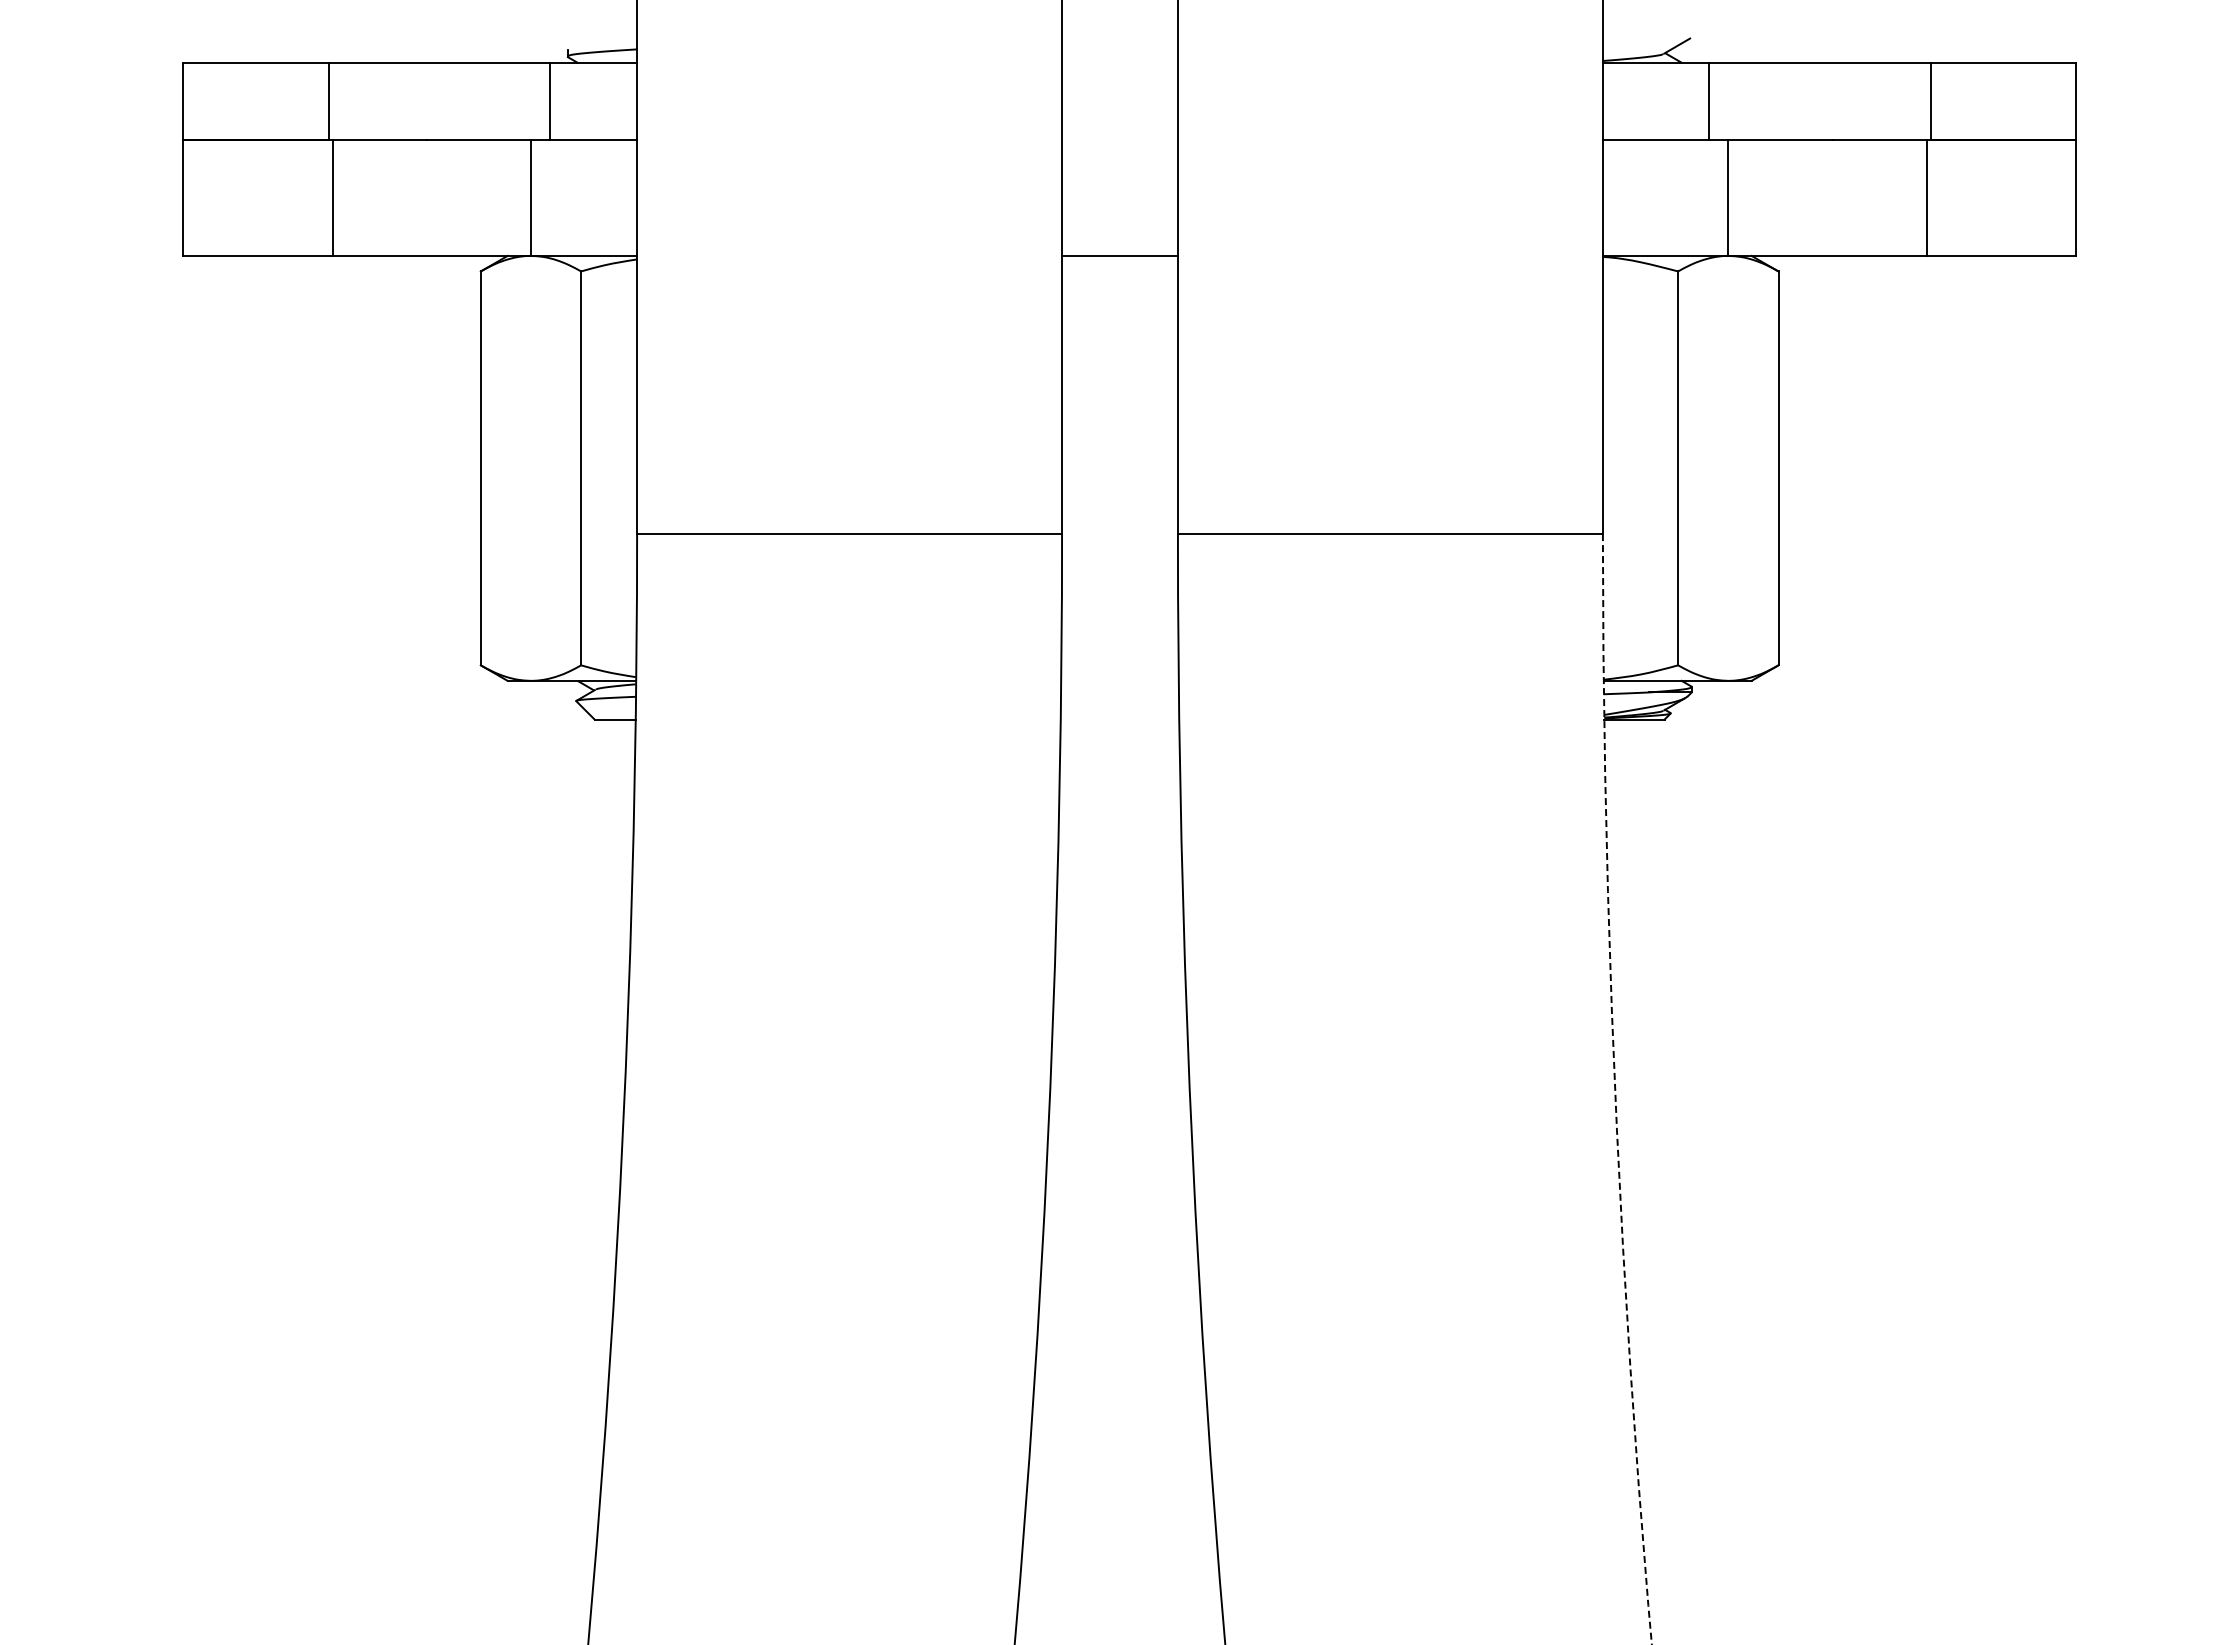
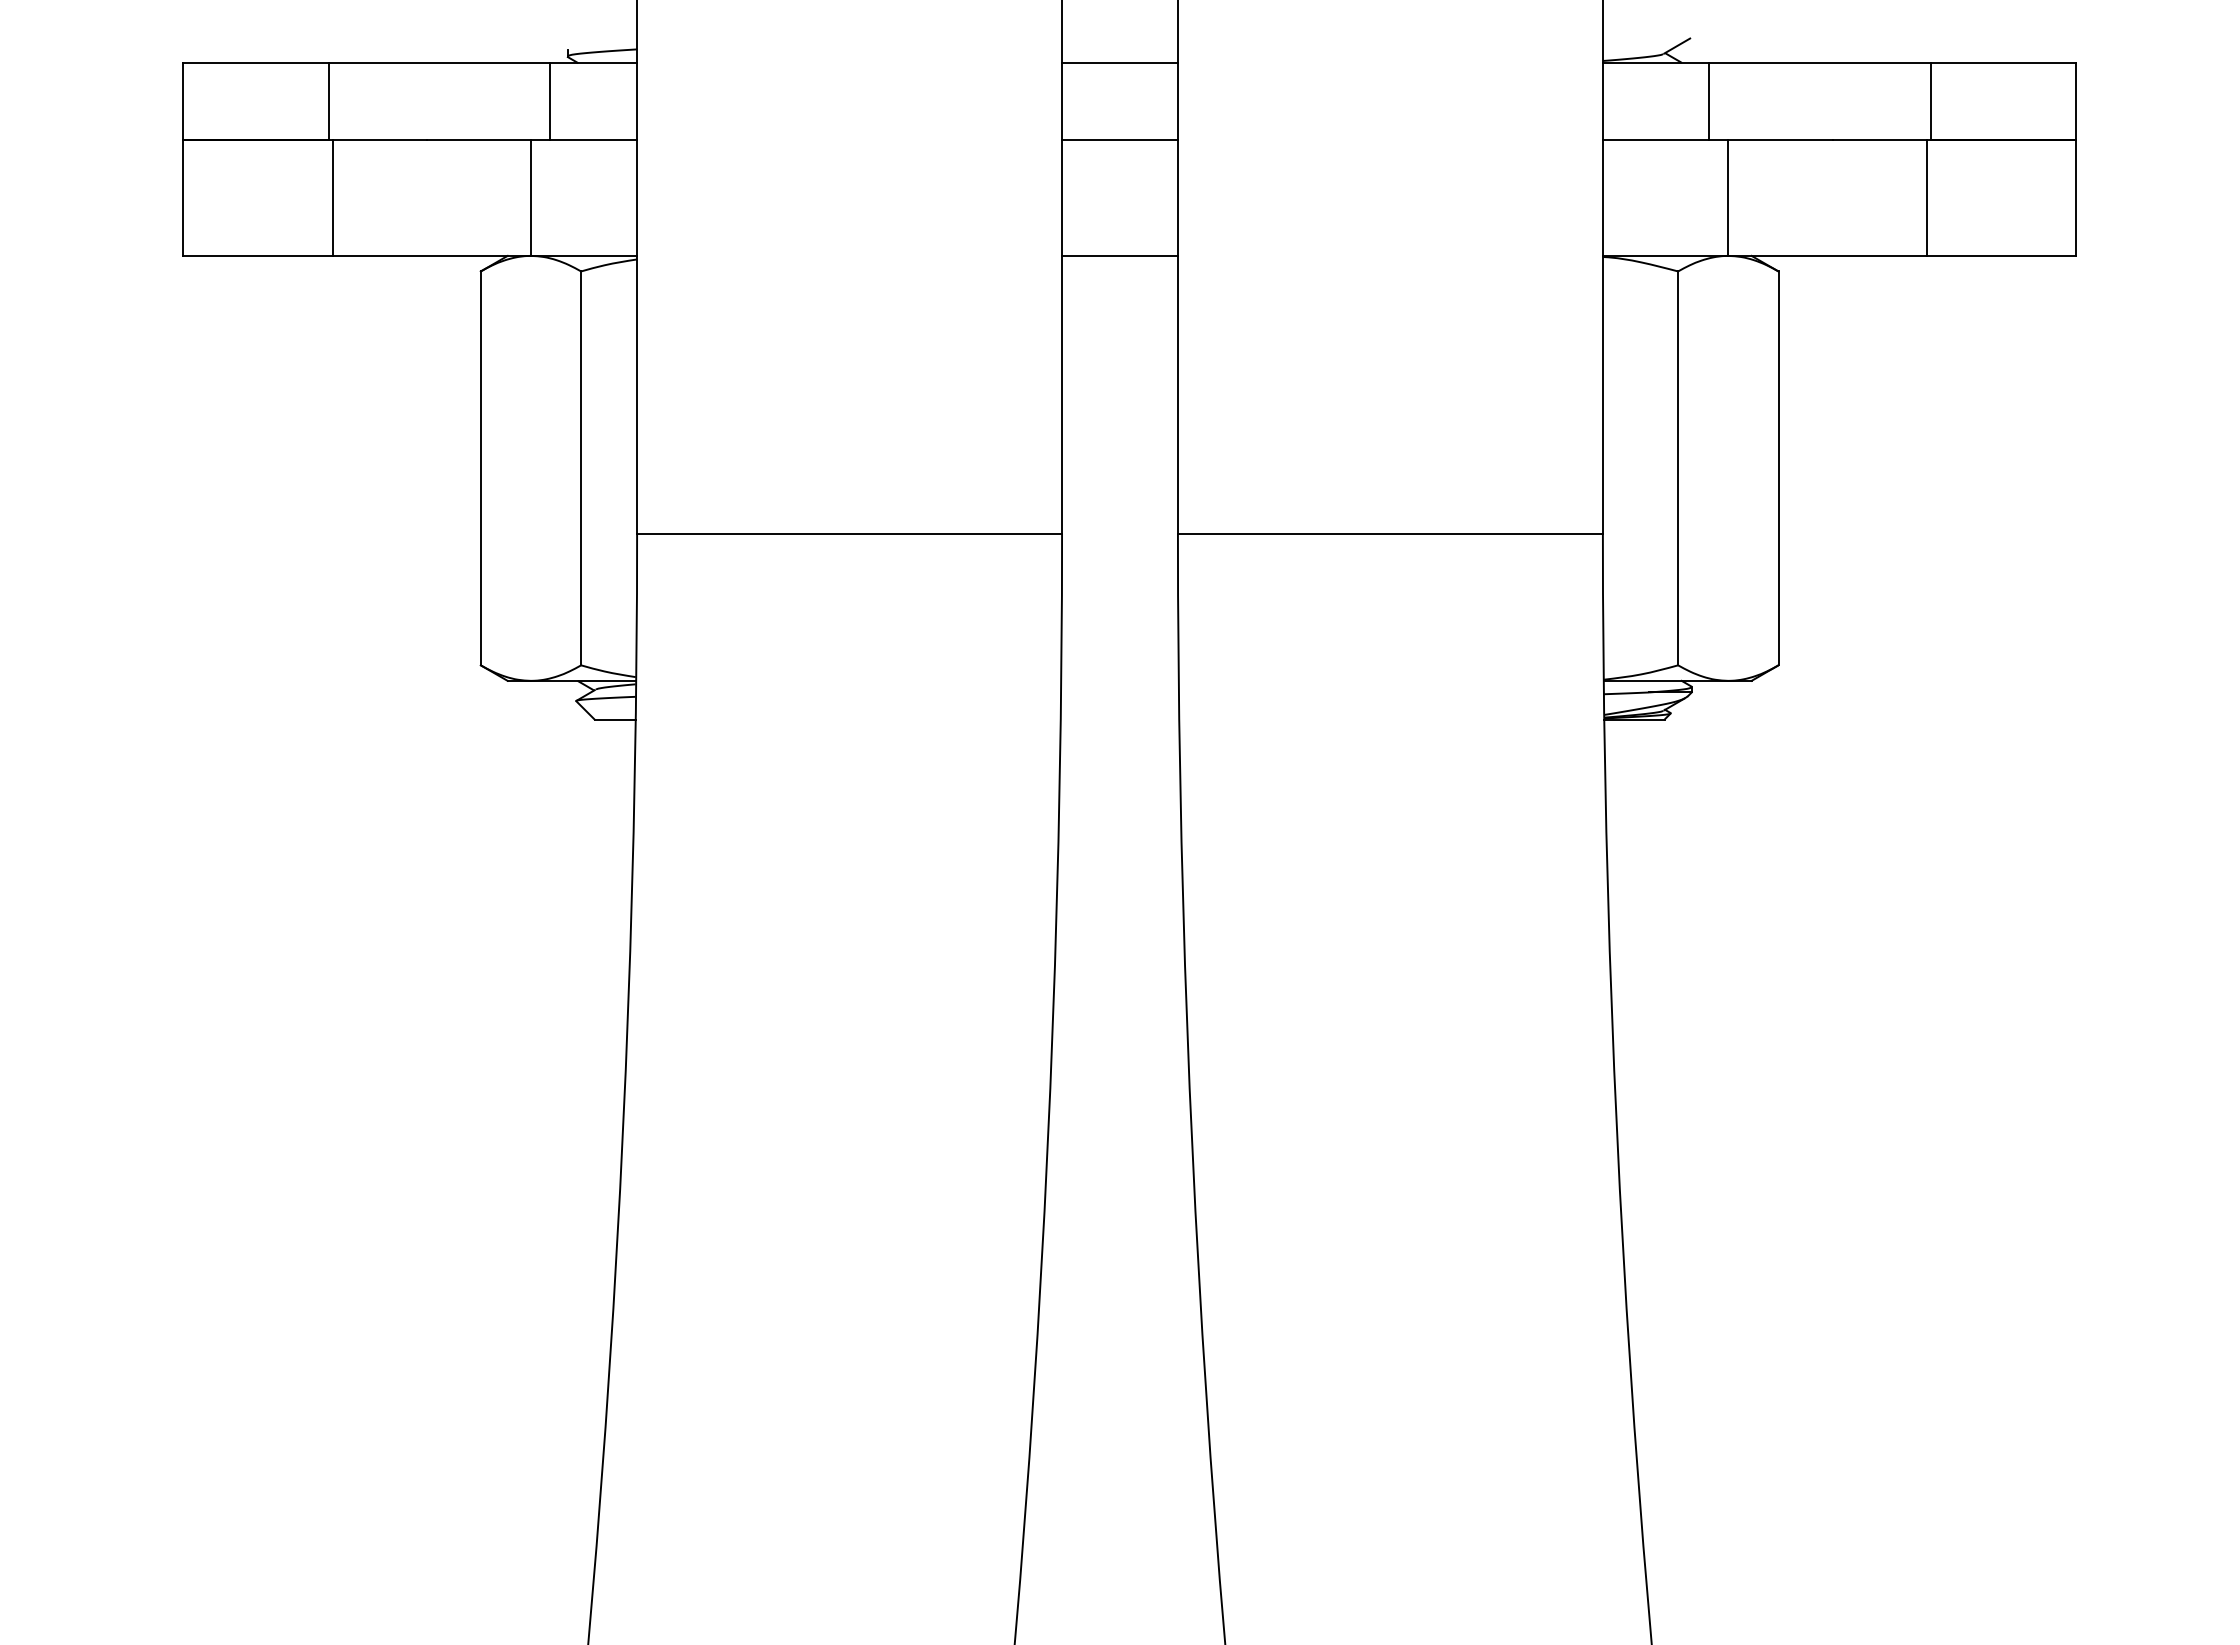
line: none -> present (1119, 62)
line: none -> present (1119, 140)
arc: dashed -> solid (1615, 1090)
